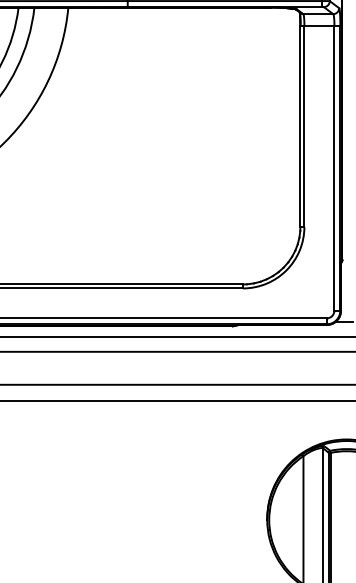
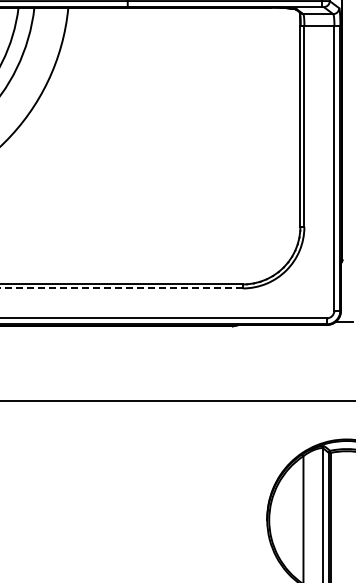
line: solid -> dashed (121, 288)
line: present -> none (177, 336)
line: present -> none (177, 351)
line: present -> none (177, 384)
